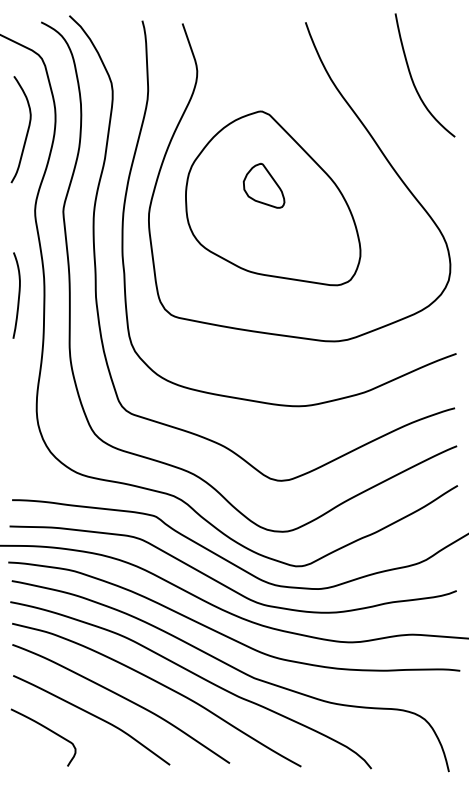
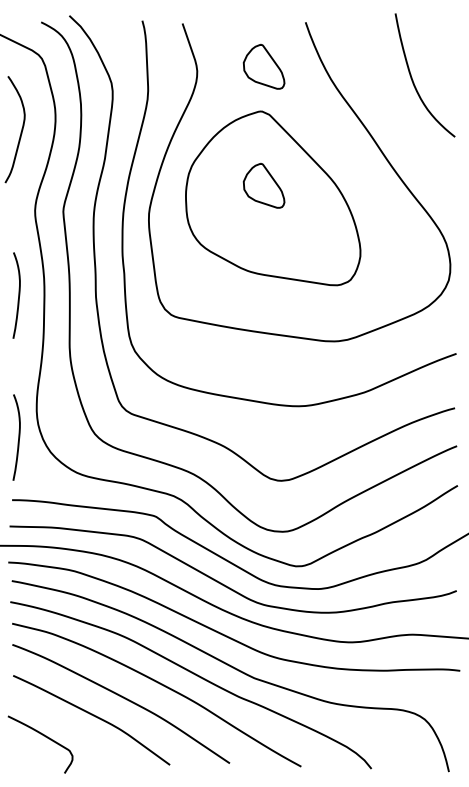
part: none -> present (263, 66)
curve position: (26, 132) -> (20, 132) (20, 132)
curve: none -> present (18, 437)
curve position: (46, 729) -> (43, 736) (43, 736)
